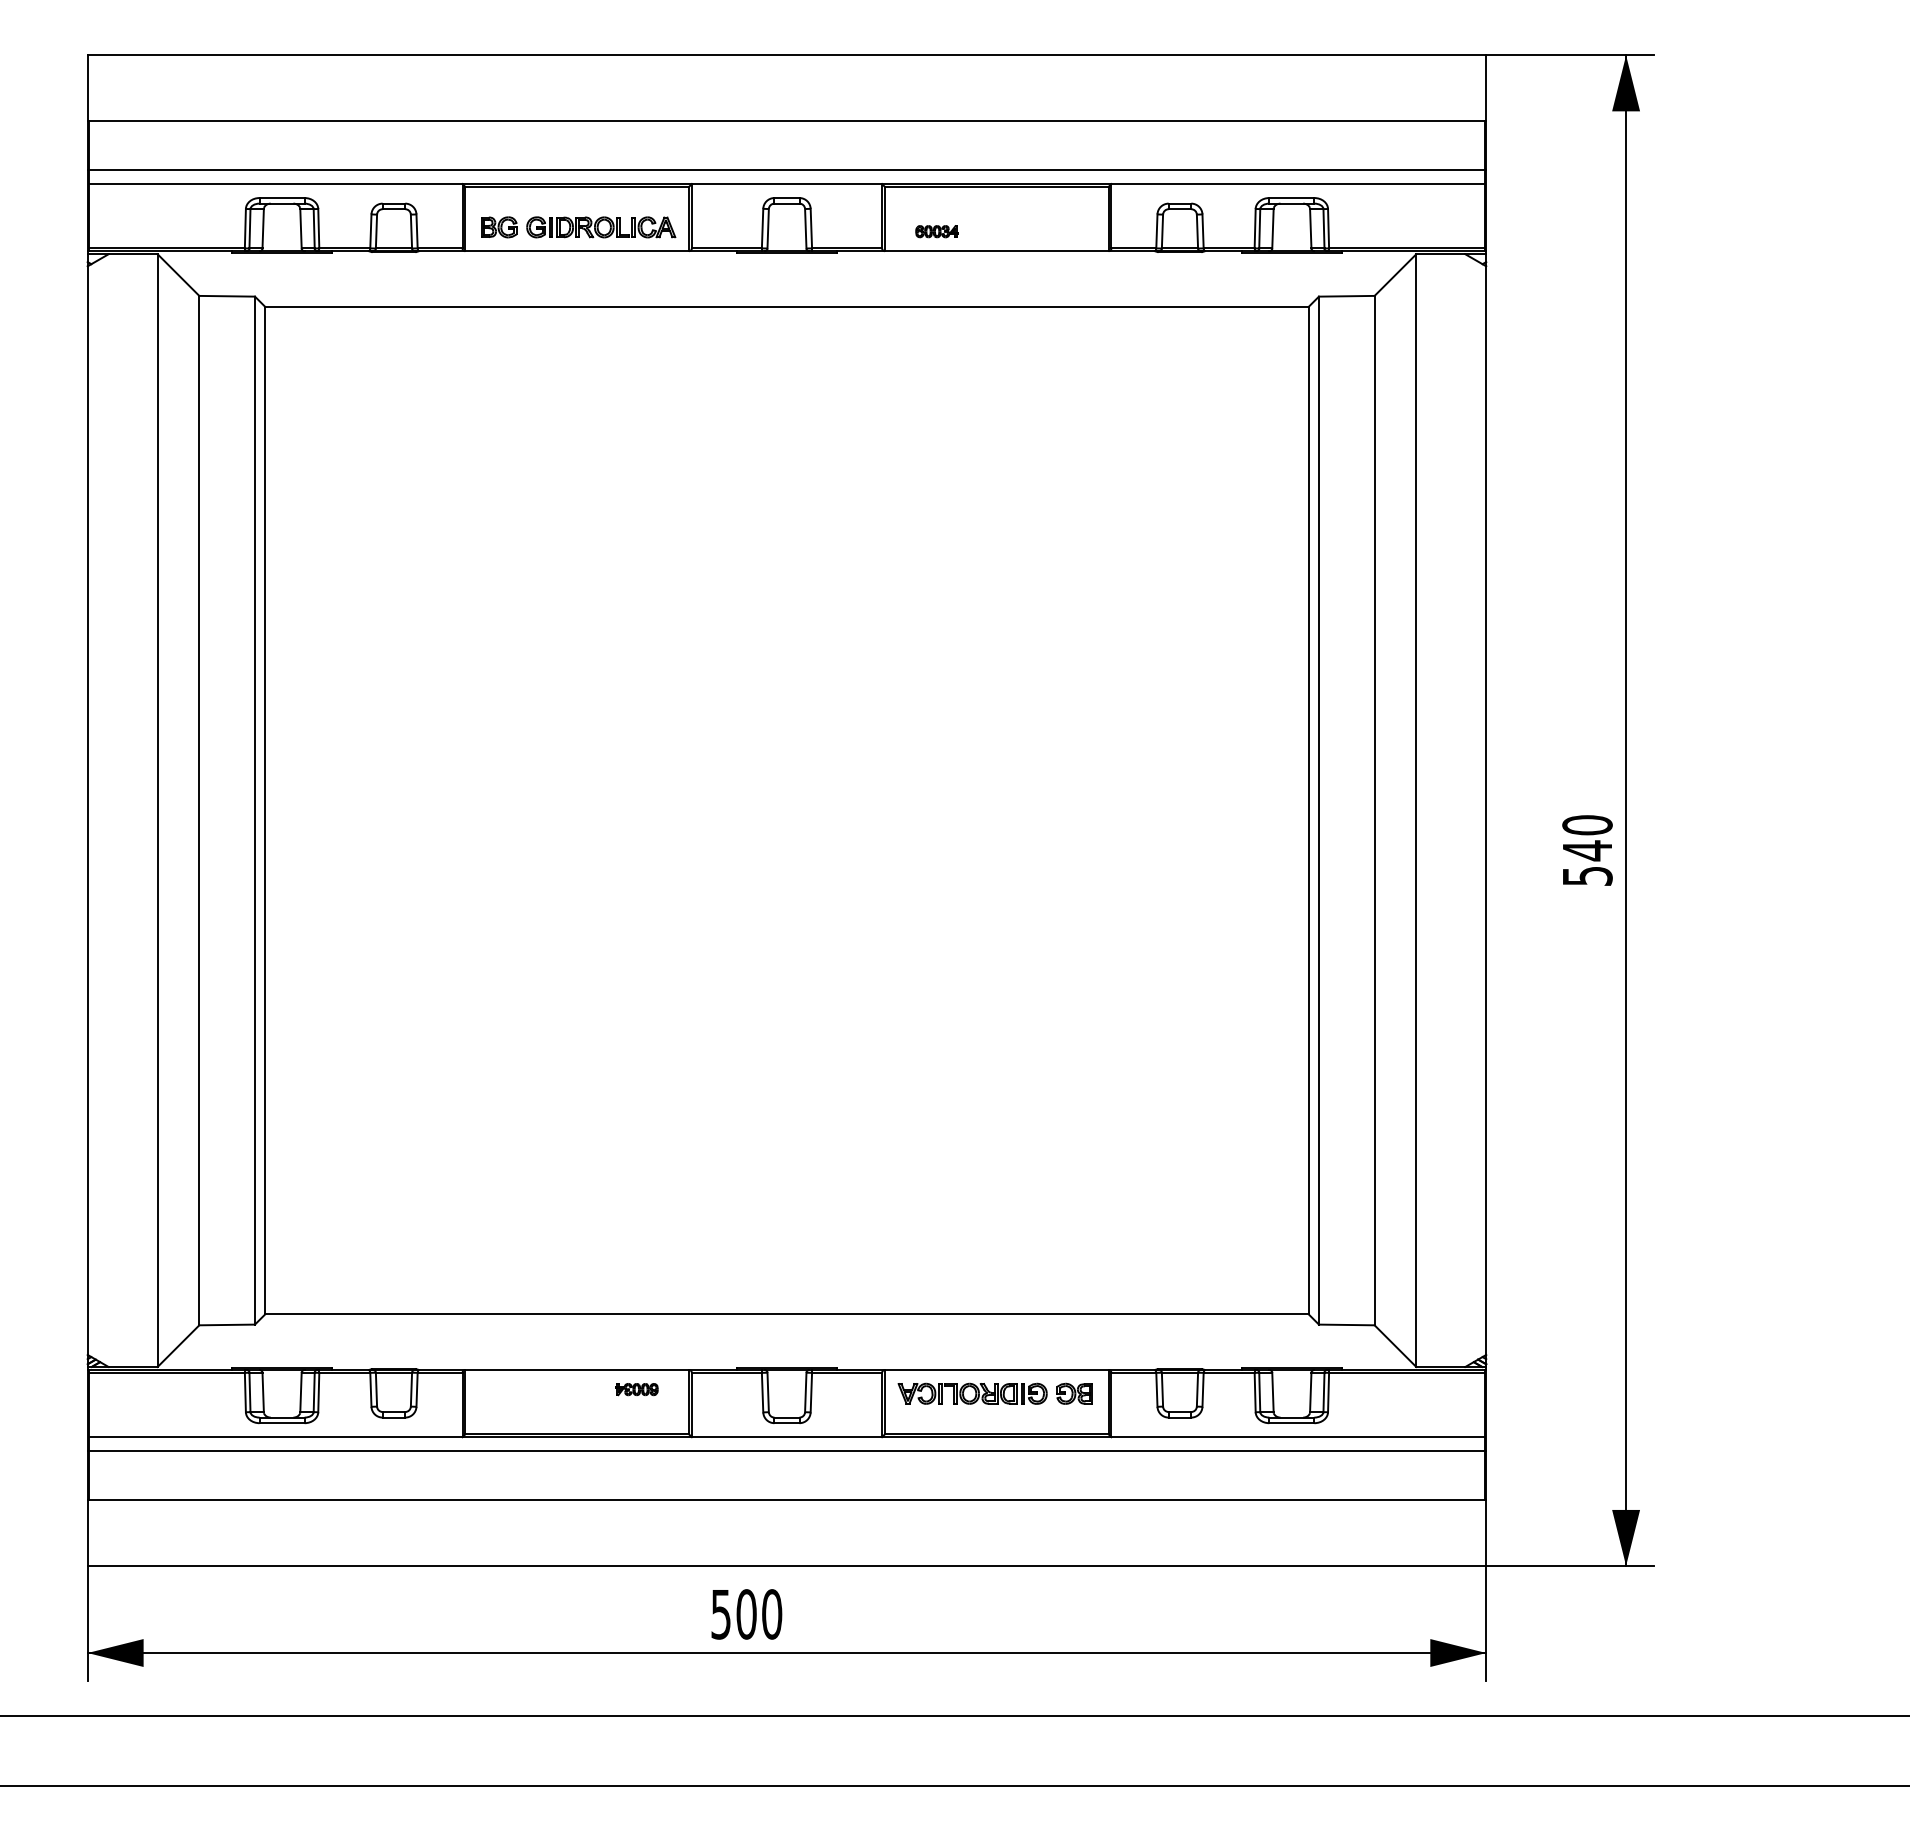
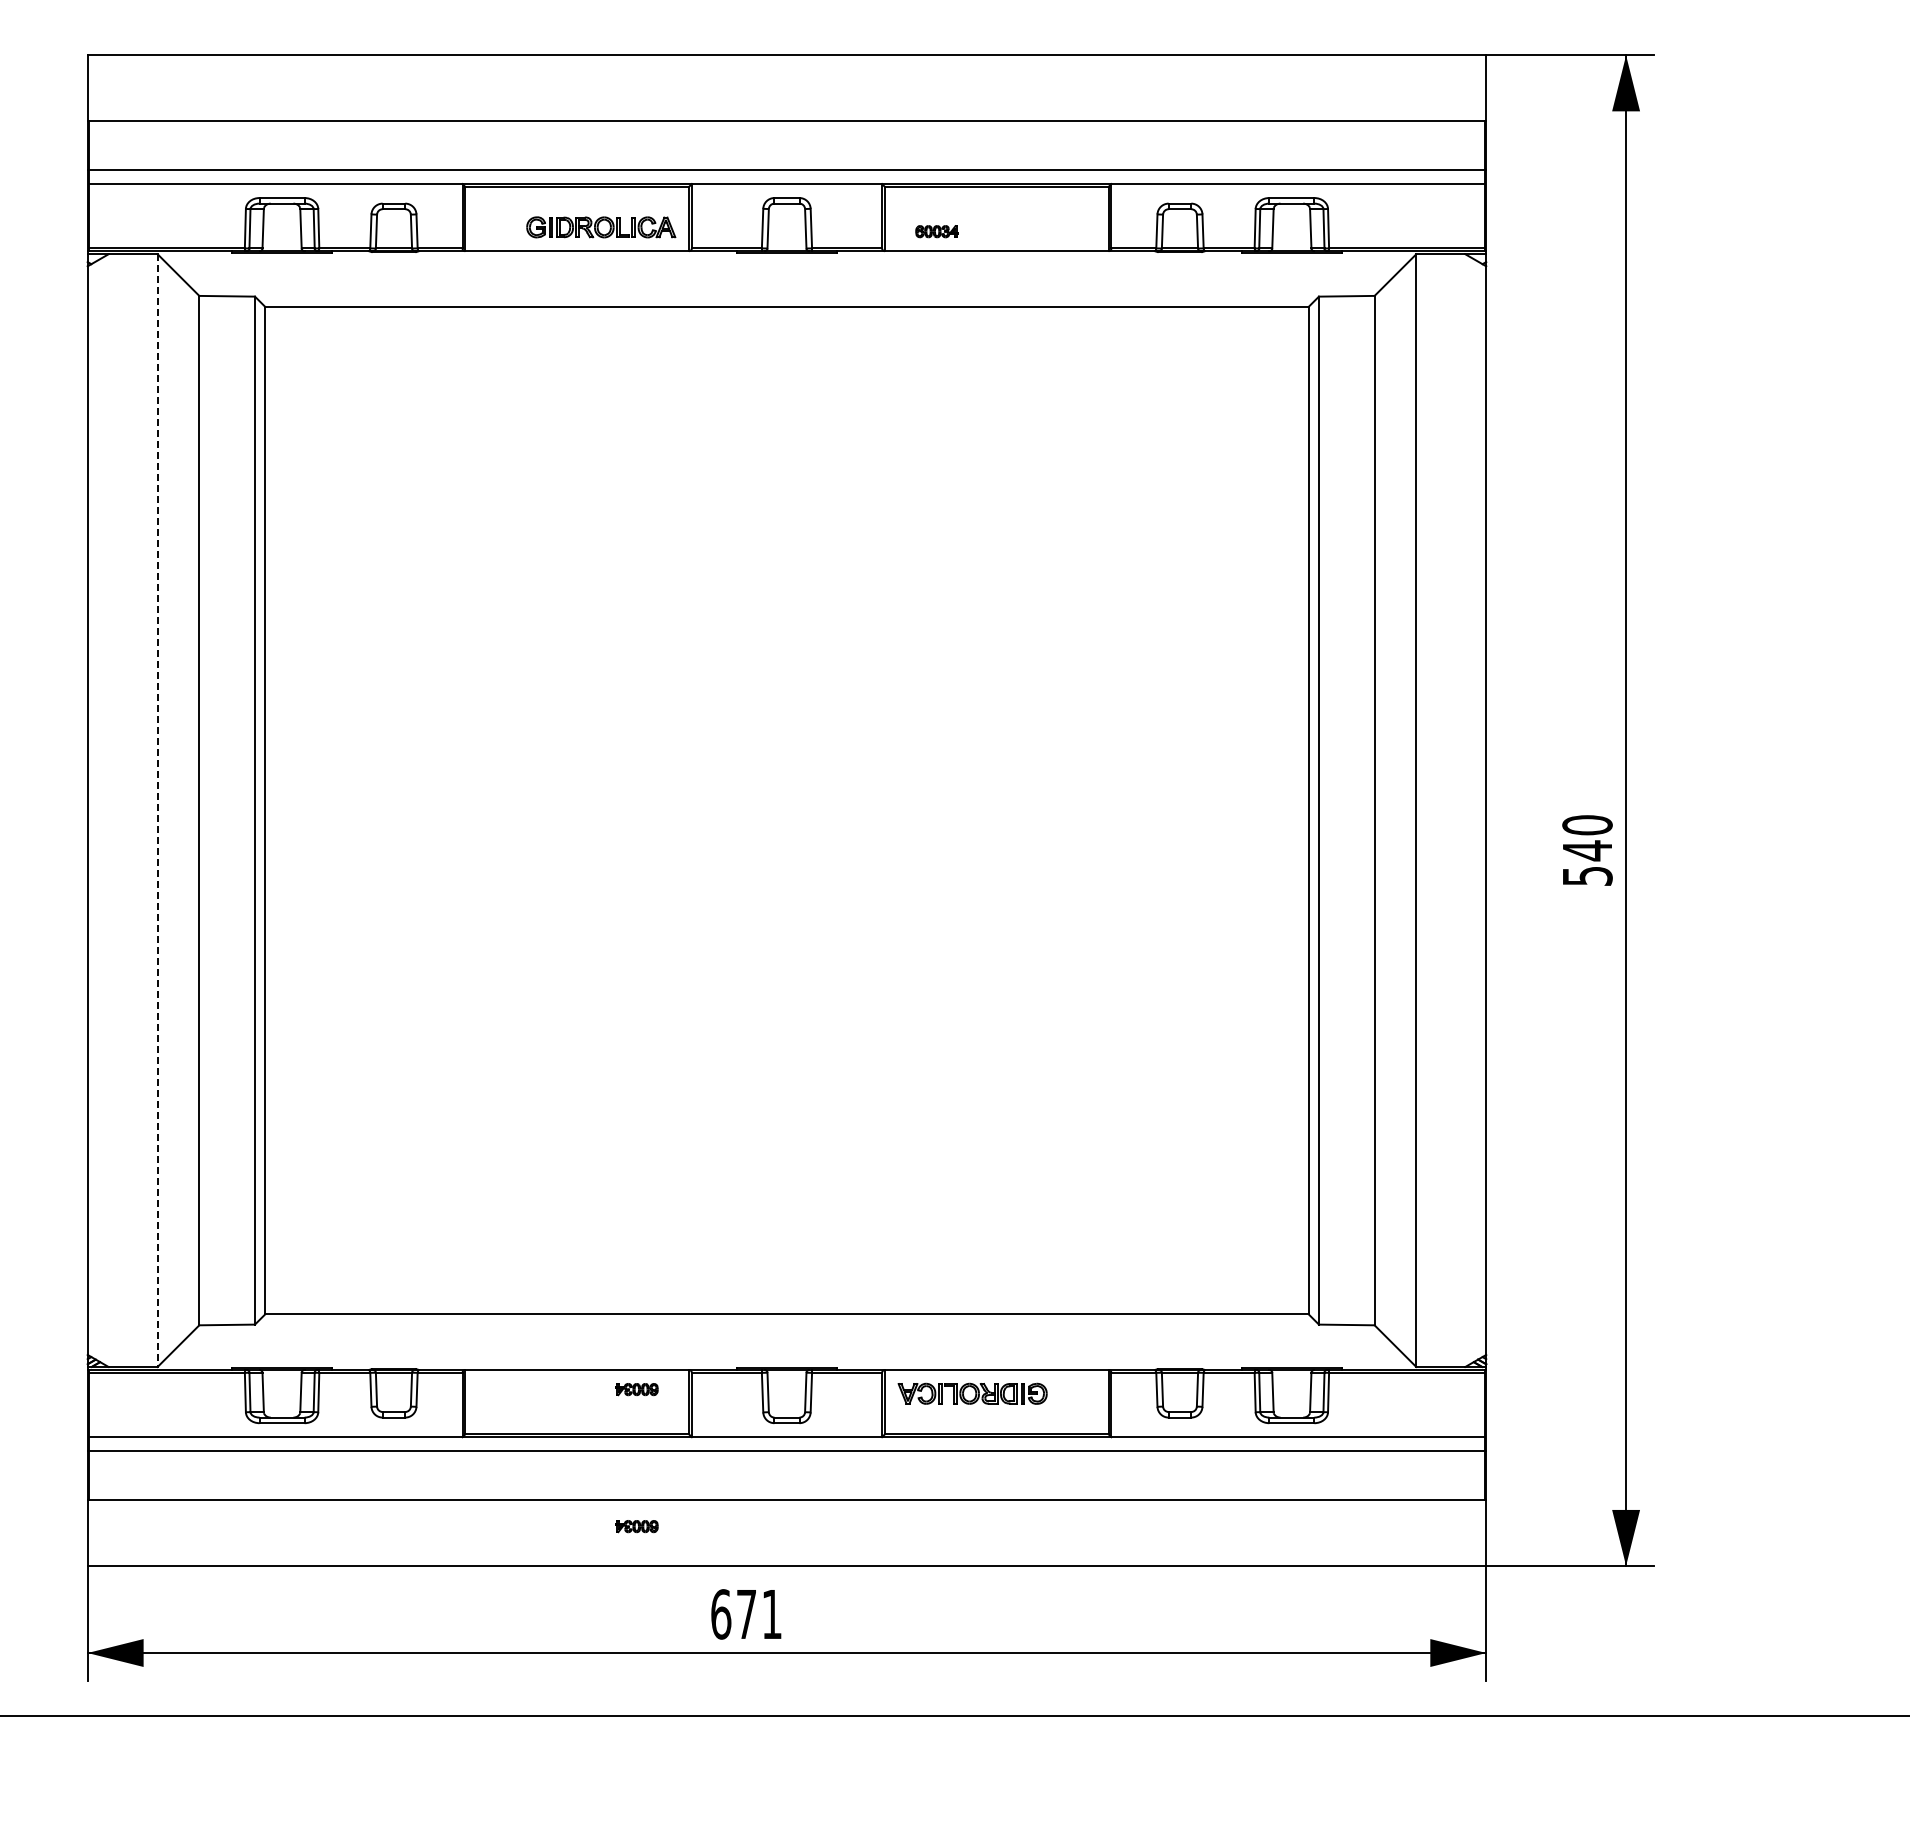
part: present -> none (499, 227)
line: solid -> dashed (157, 811)
part: present -> none (1074, 1393)
part: none -> present (636, 1526)
text: 500 -> 671 (746, 1614)
line: present -> none (954, 1785)
